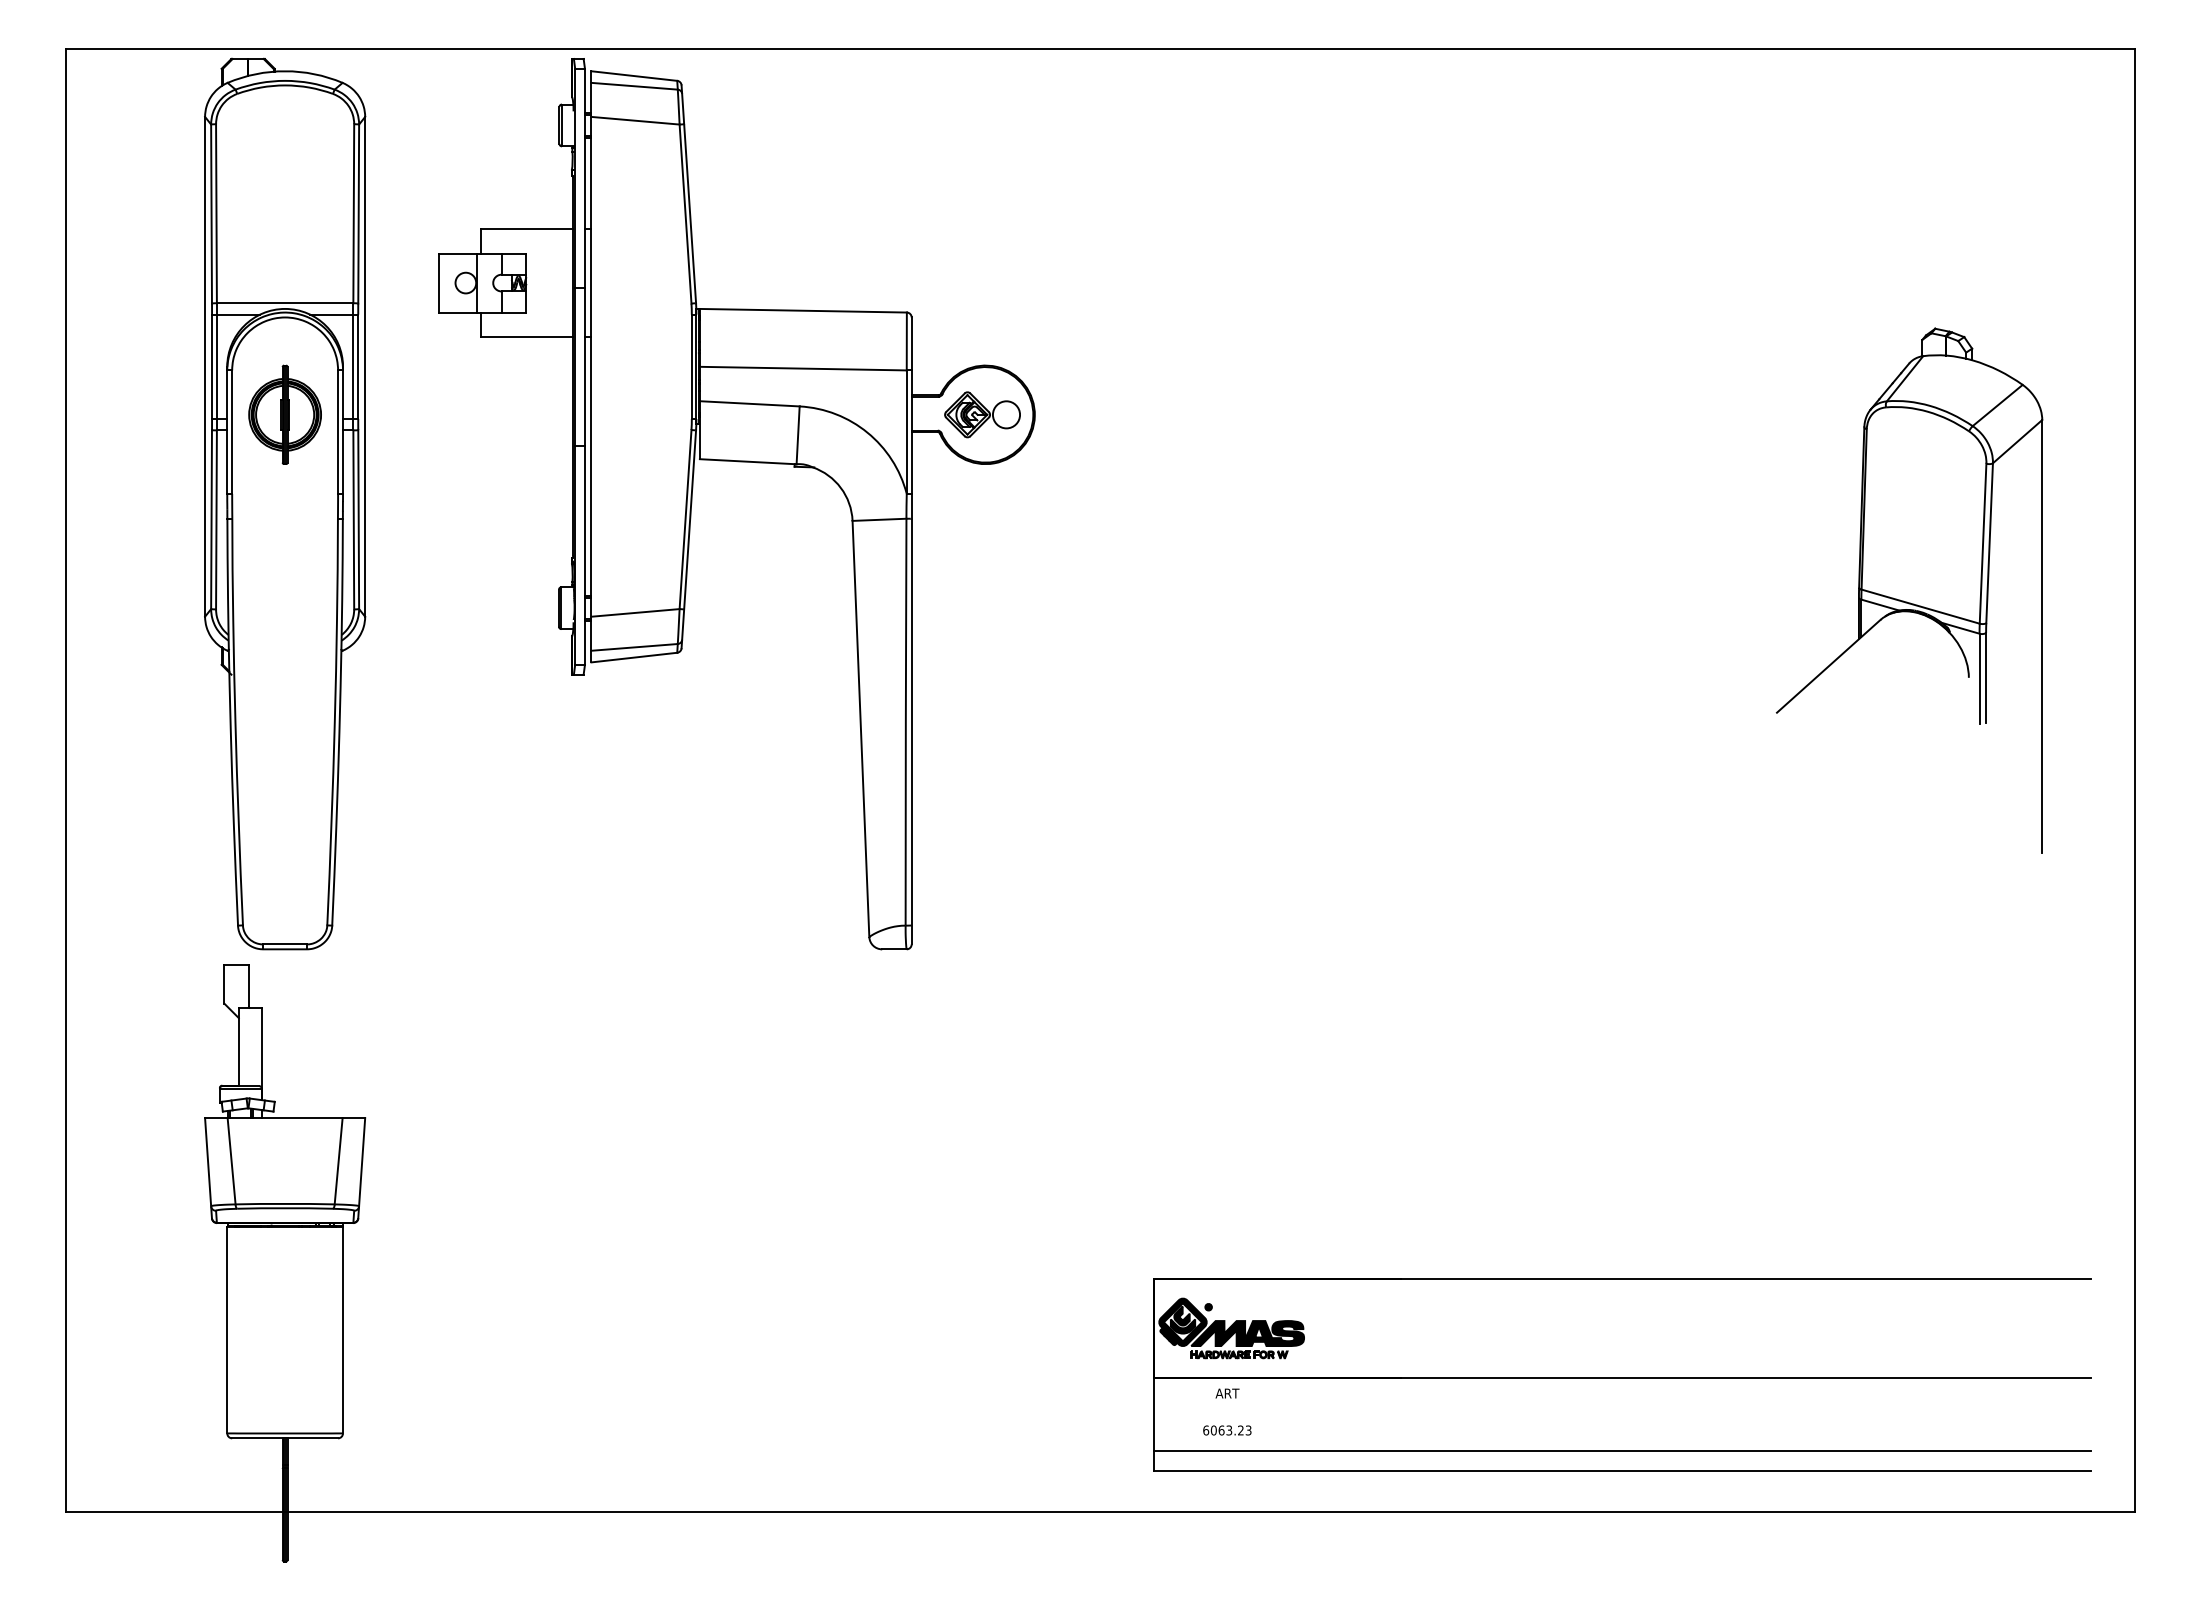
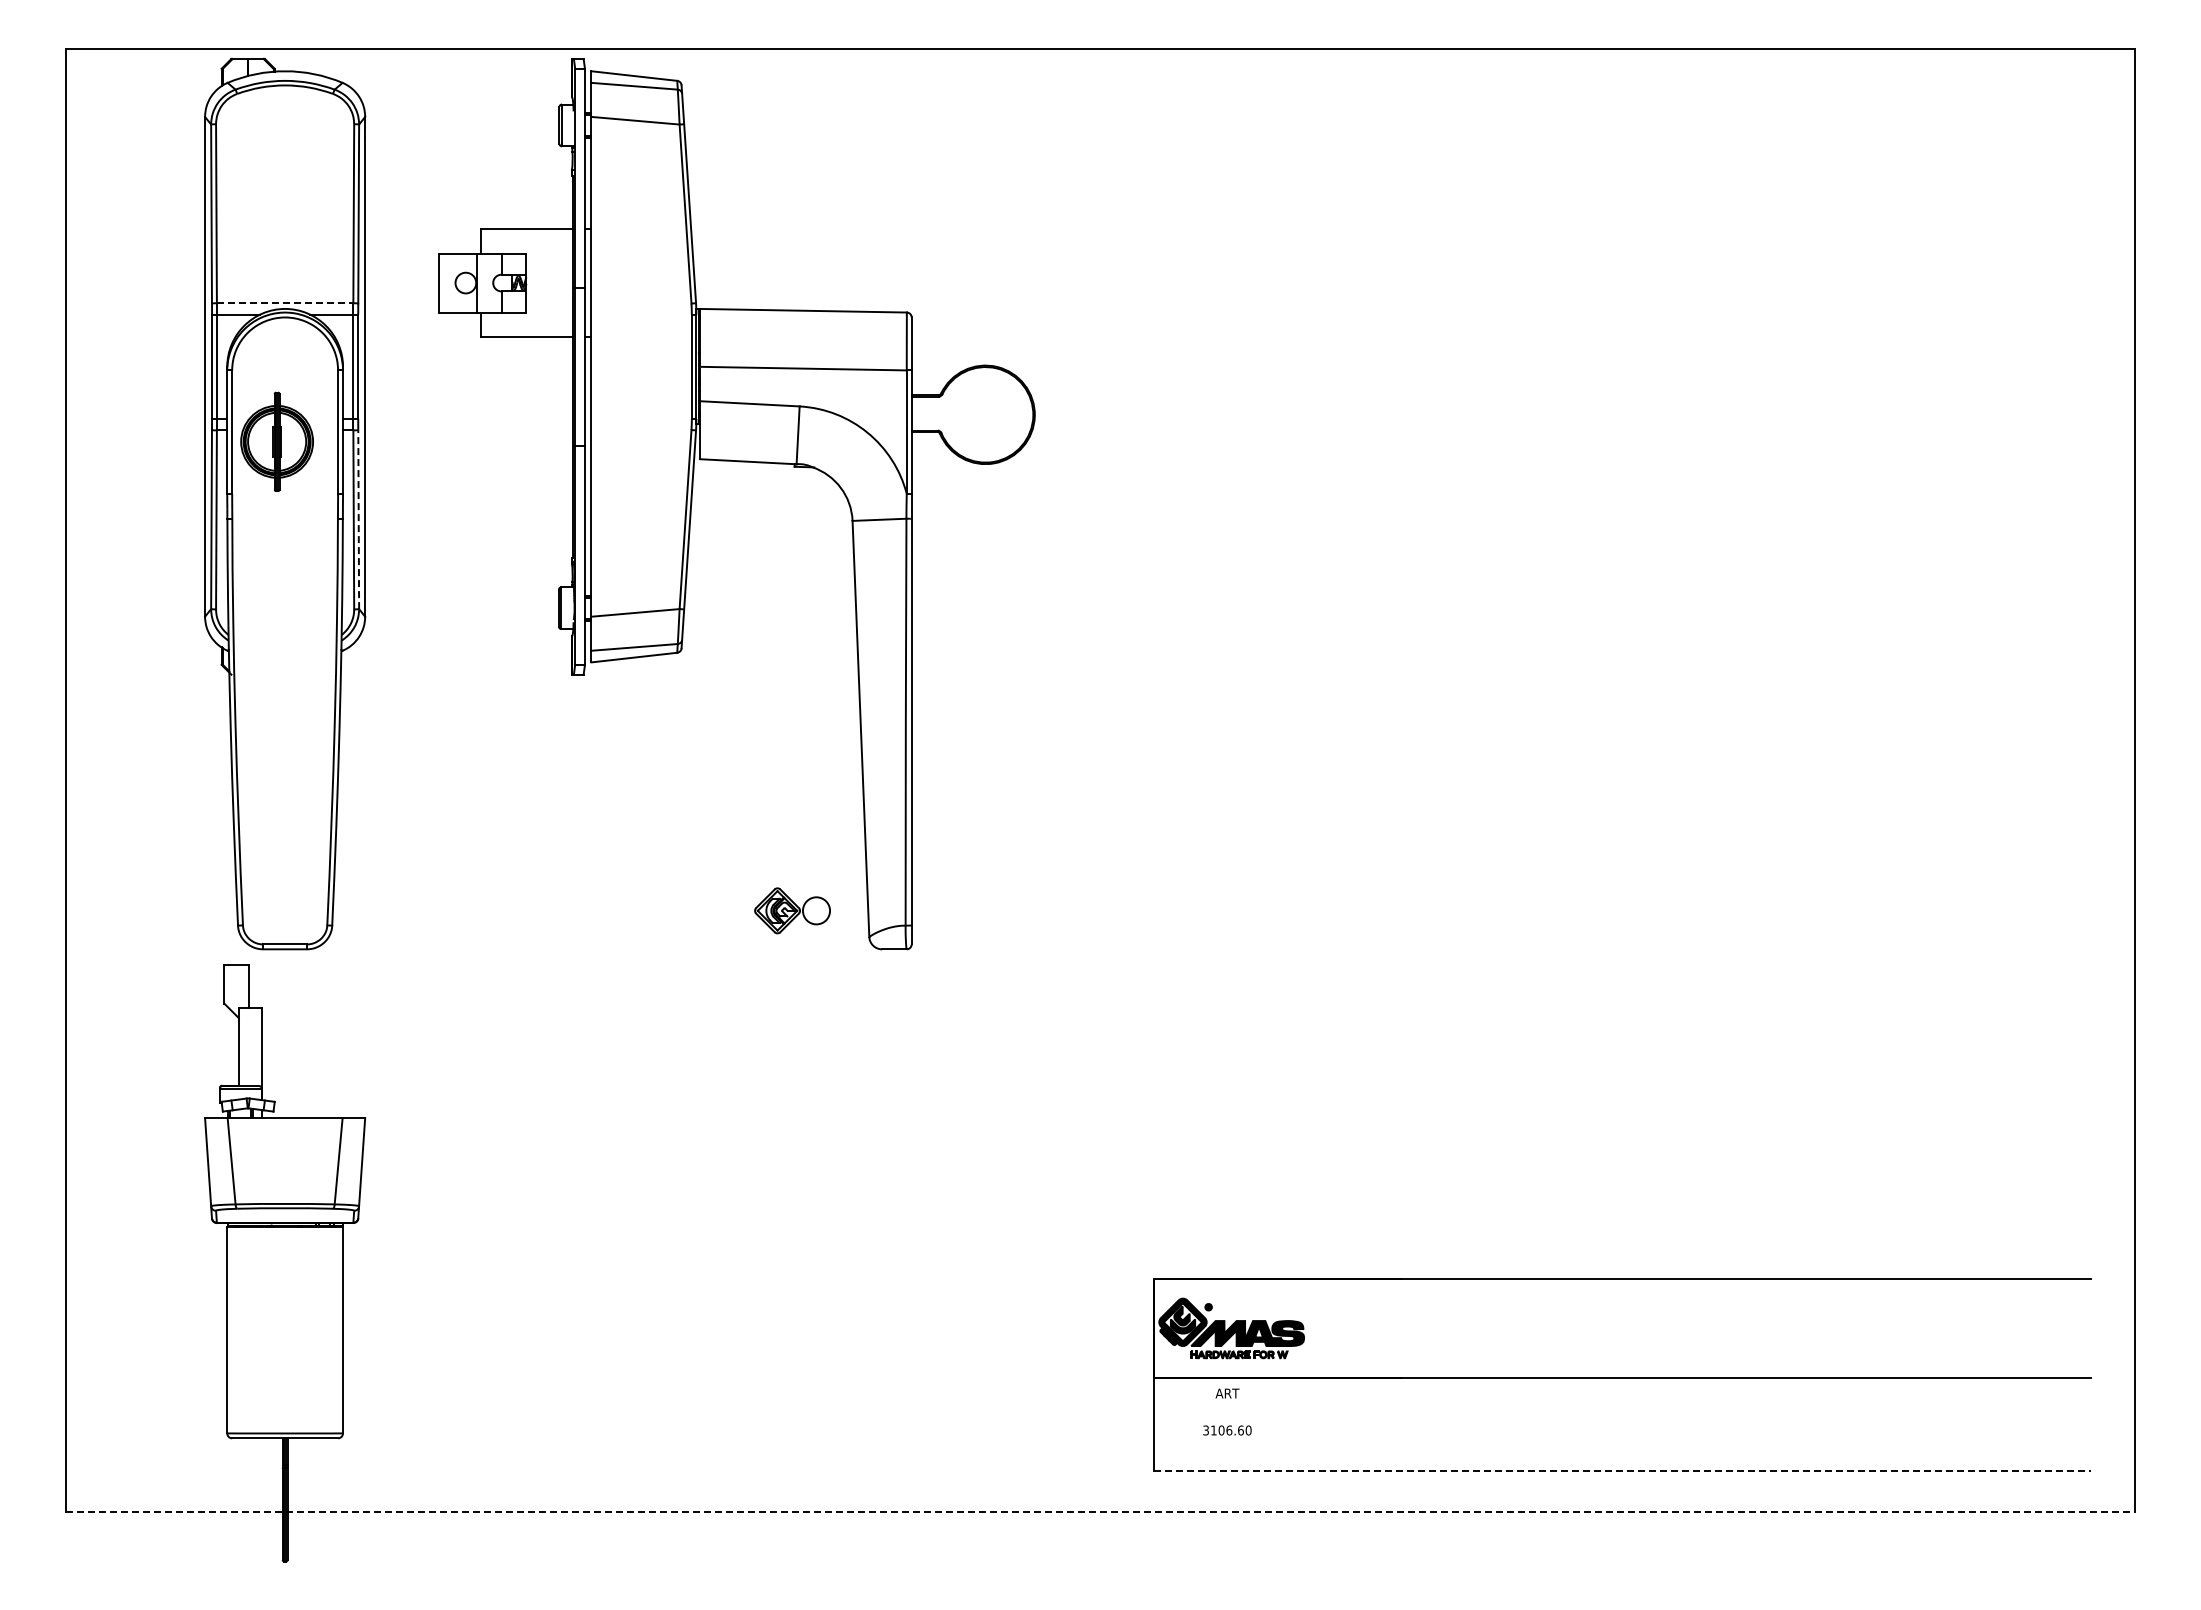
line: solid -> dashed (285, 303)
part position: (284, 414) -> (276, 441) (276, 441)
part position: (982, 414) -> (792, 910) (792, 910)
line: solid -> dashed (358, 519)
part: present -> none (1909, 590)
text: 6063.23 -> 3106.60 (1227, 1430)
line: present -> none (1622, 1451)
line: solid -> dashed (1623, 1471)
line: solid -> dashed (1100, 1511)
